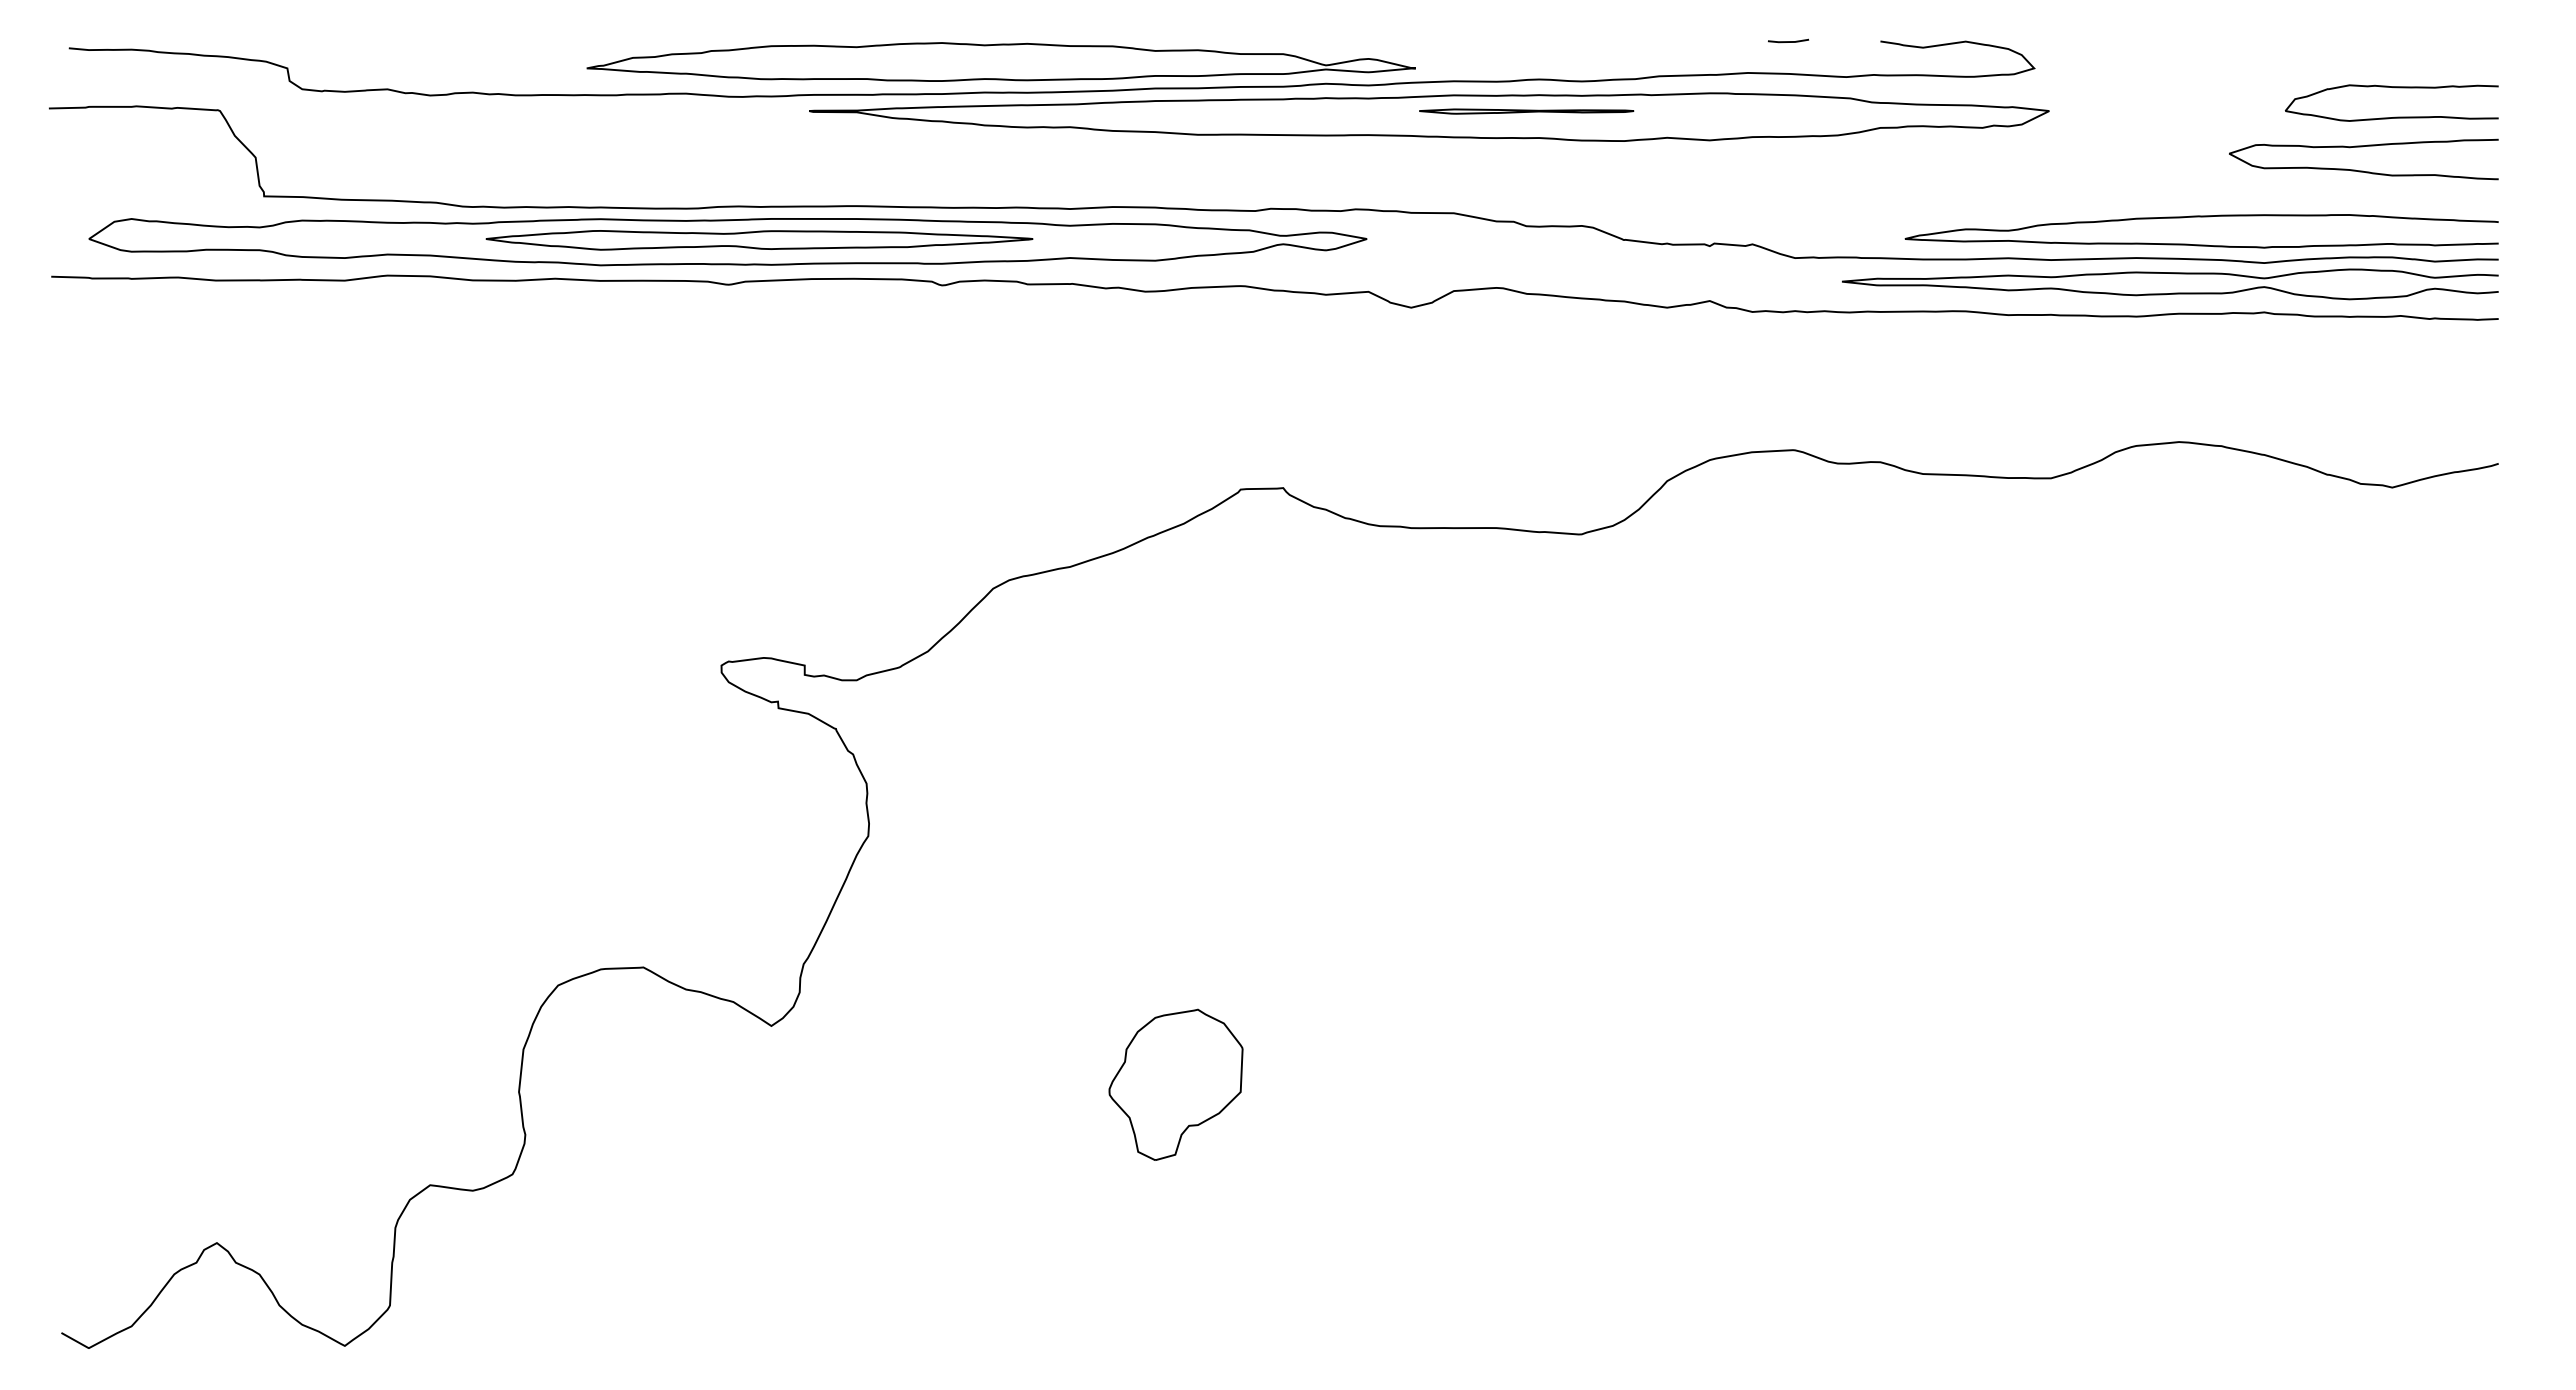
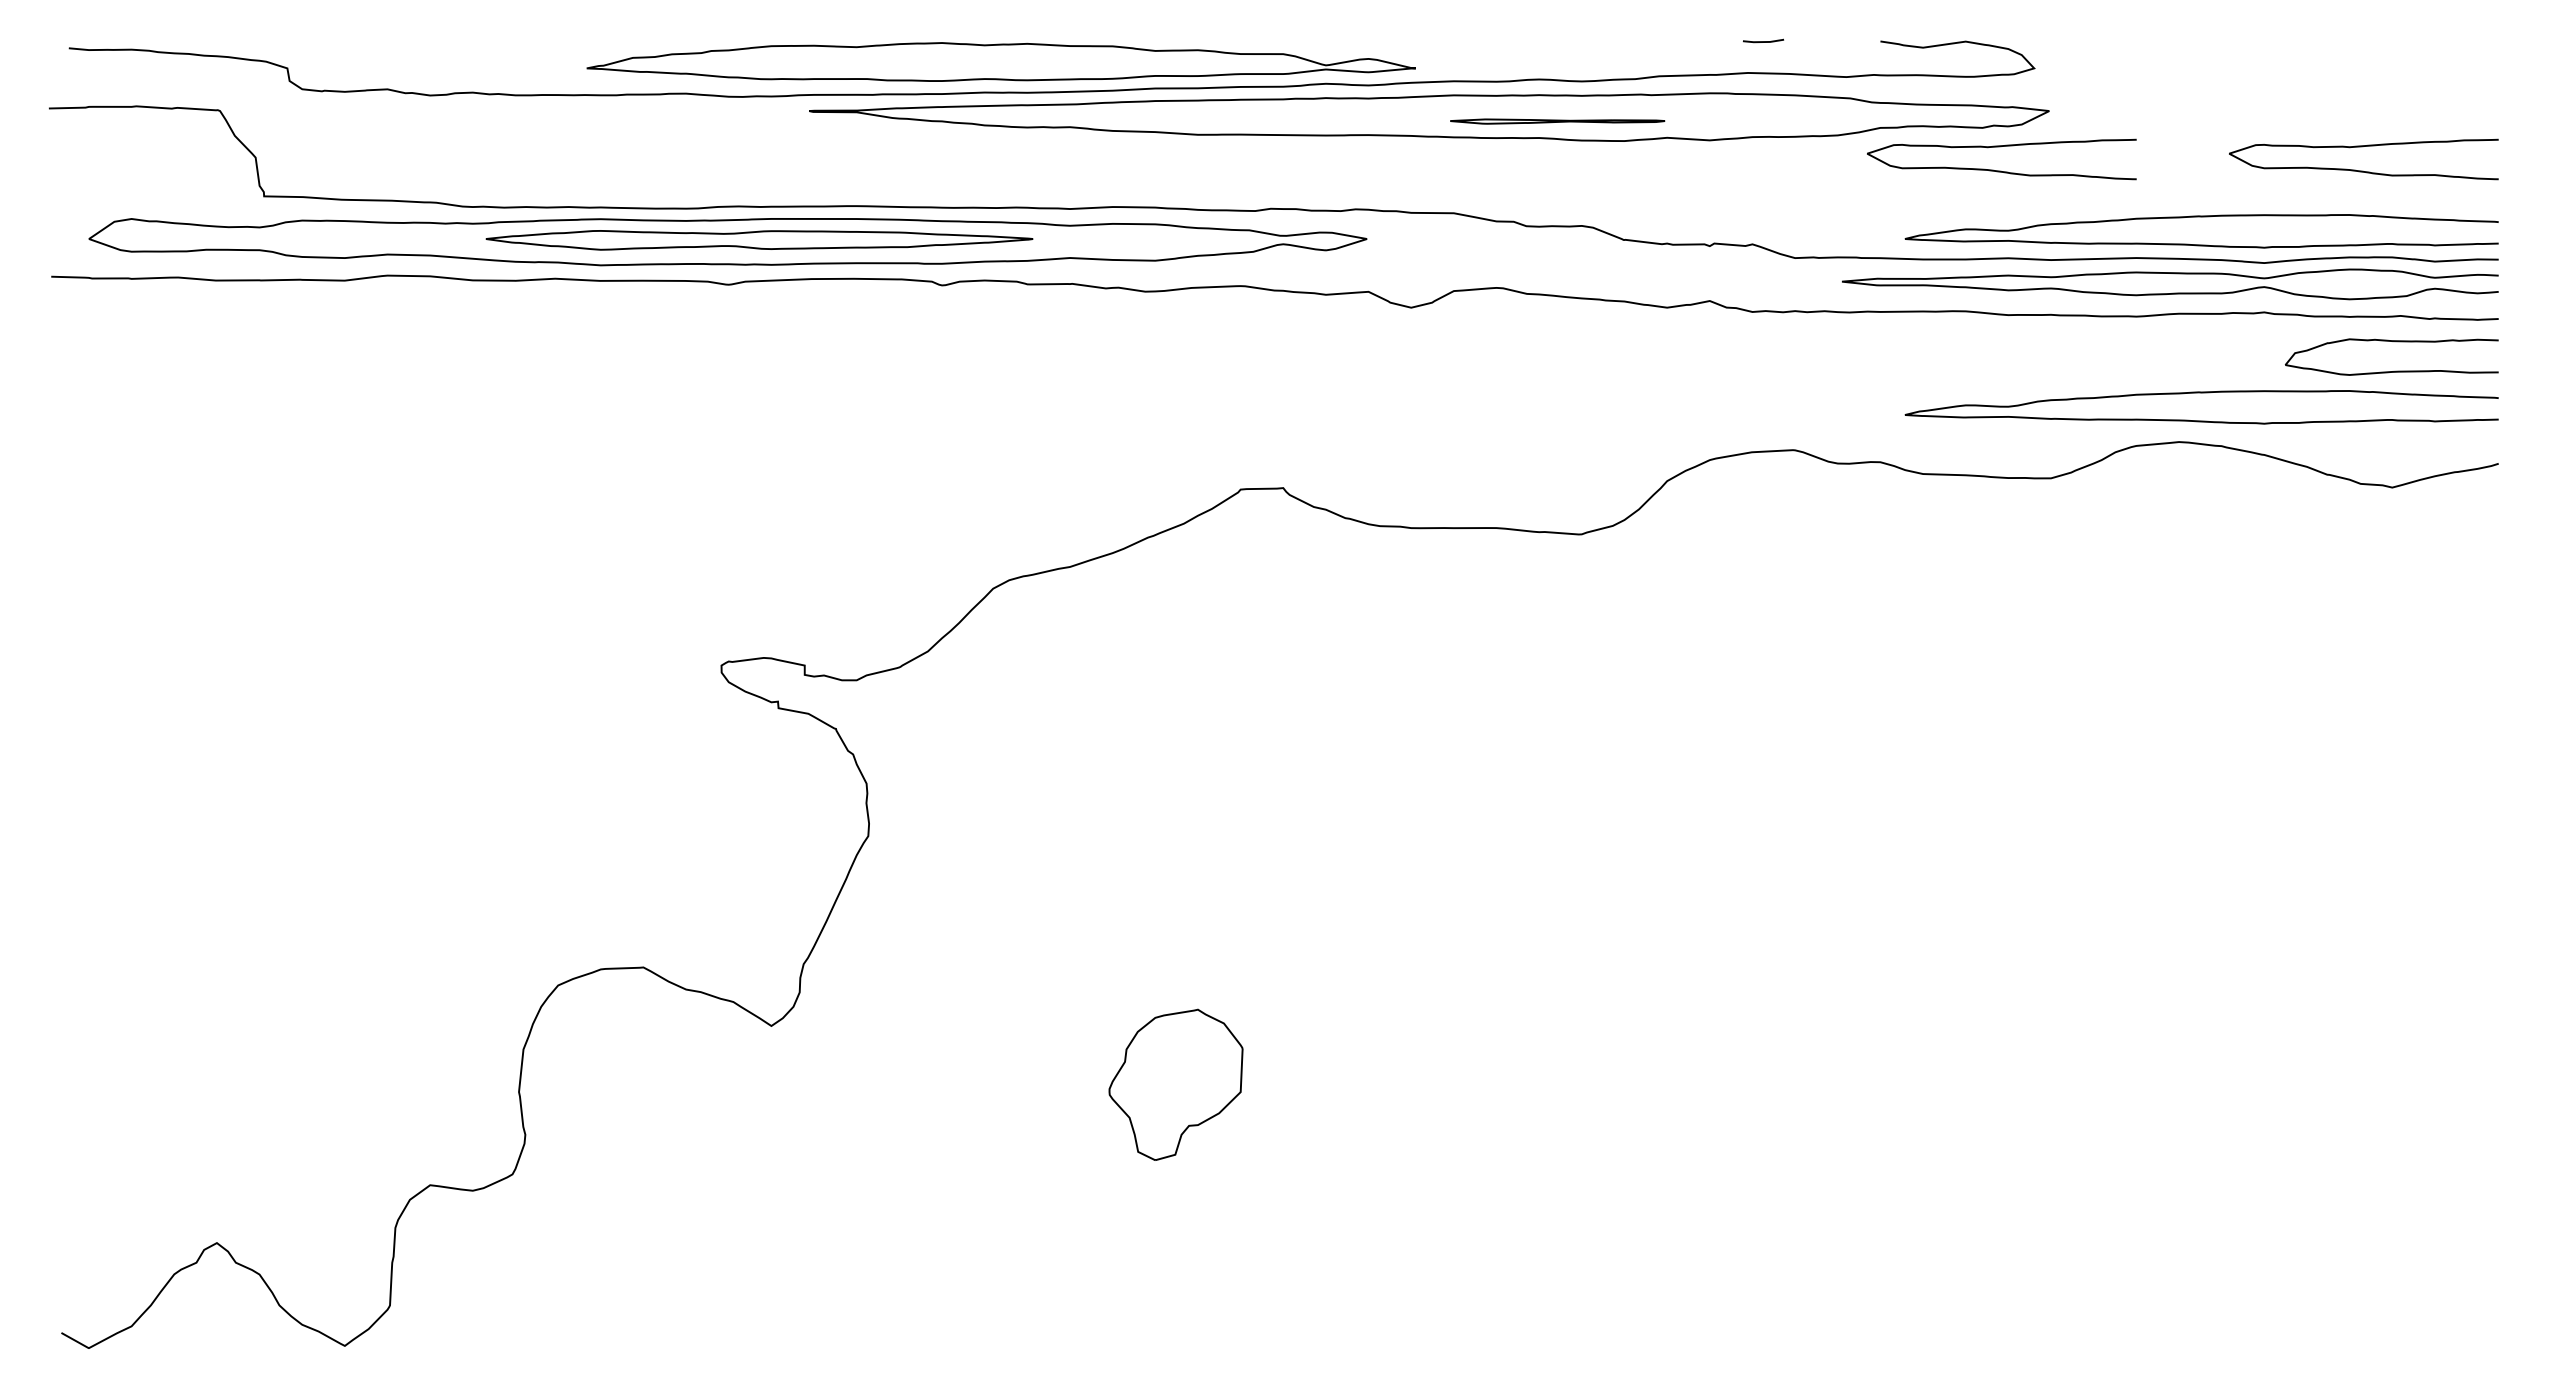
line position: (1788, 41) -> (1763, 41) (1763, 41)
curve position: (2394, 88) -> (2394, 342) (2394, 342)
part position: (1526, 111) -> (1557, 121) (1557, 121)
curve: none -> present (2001, 170)
curve: none -> present (2201, 420)
